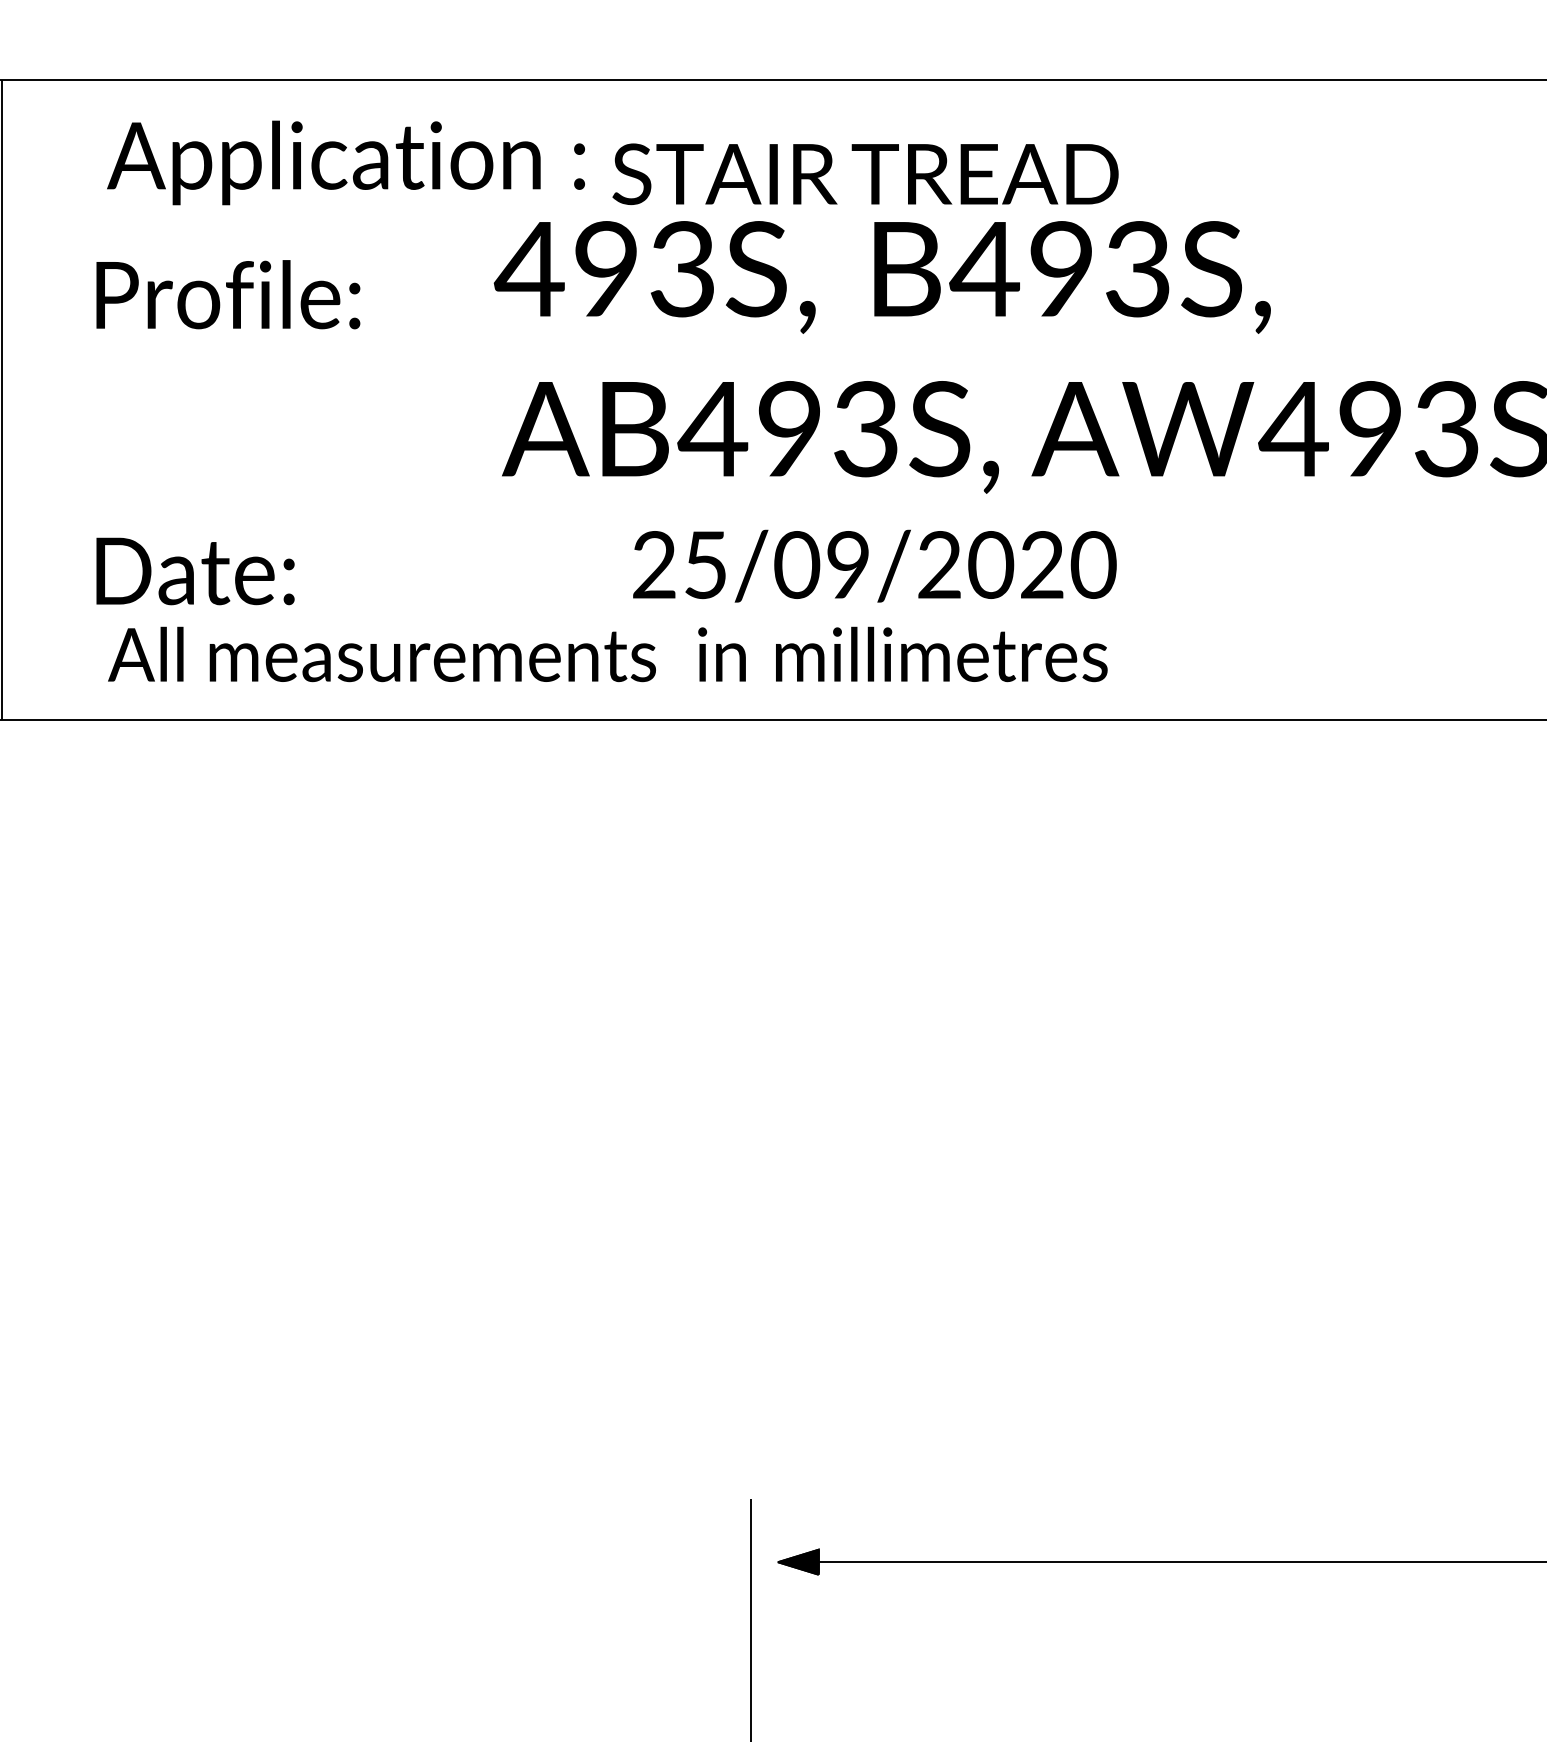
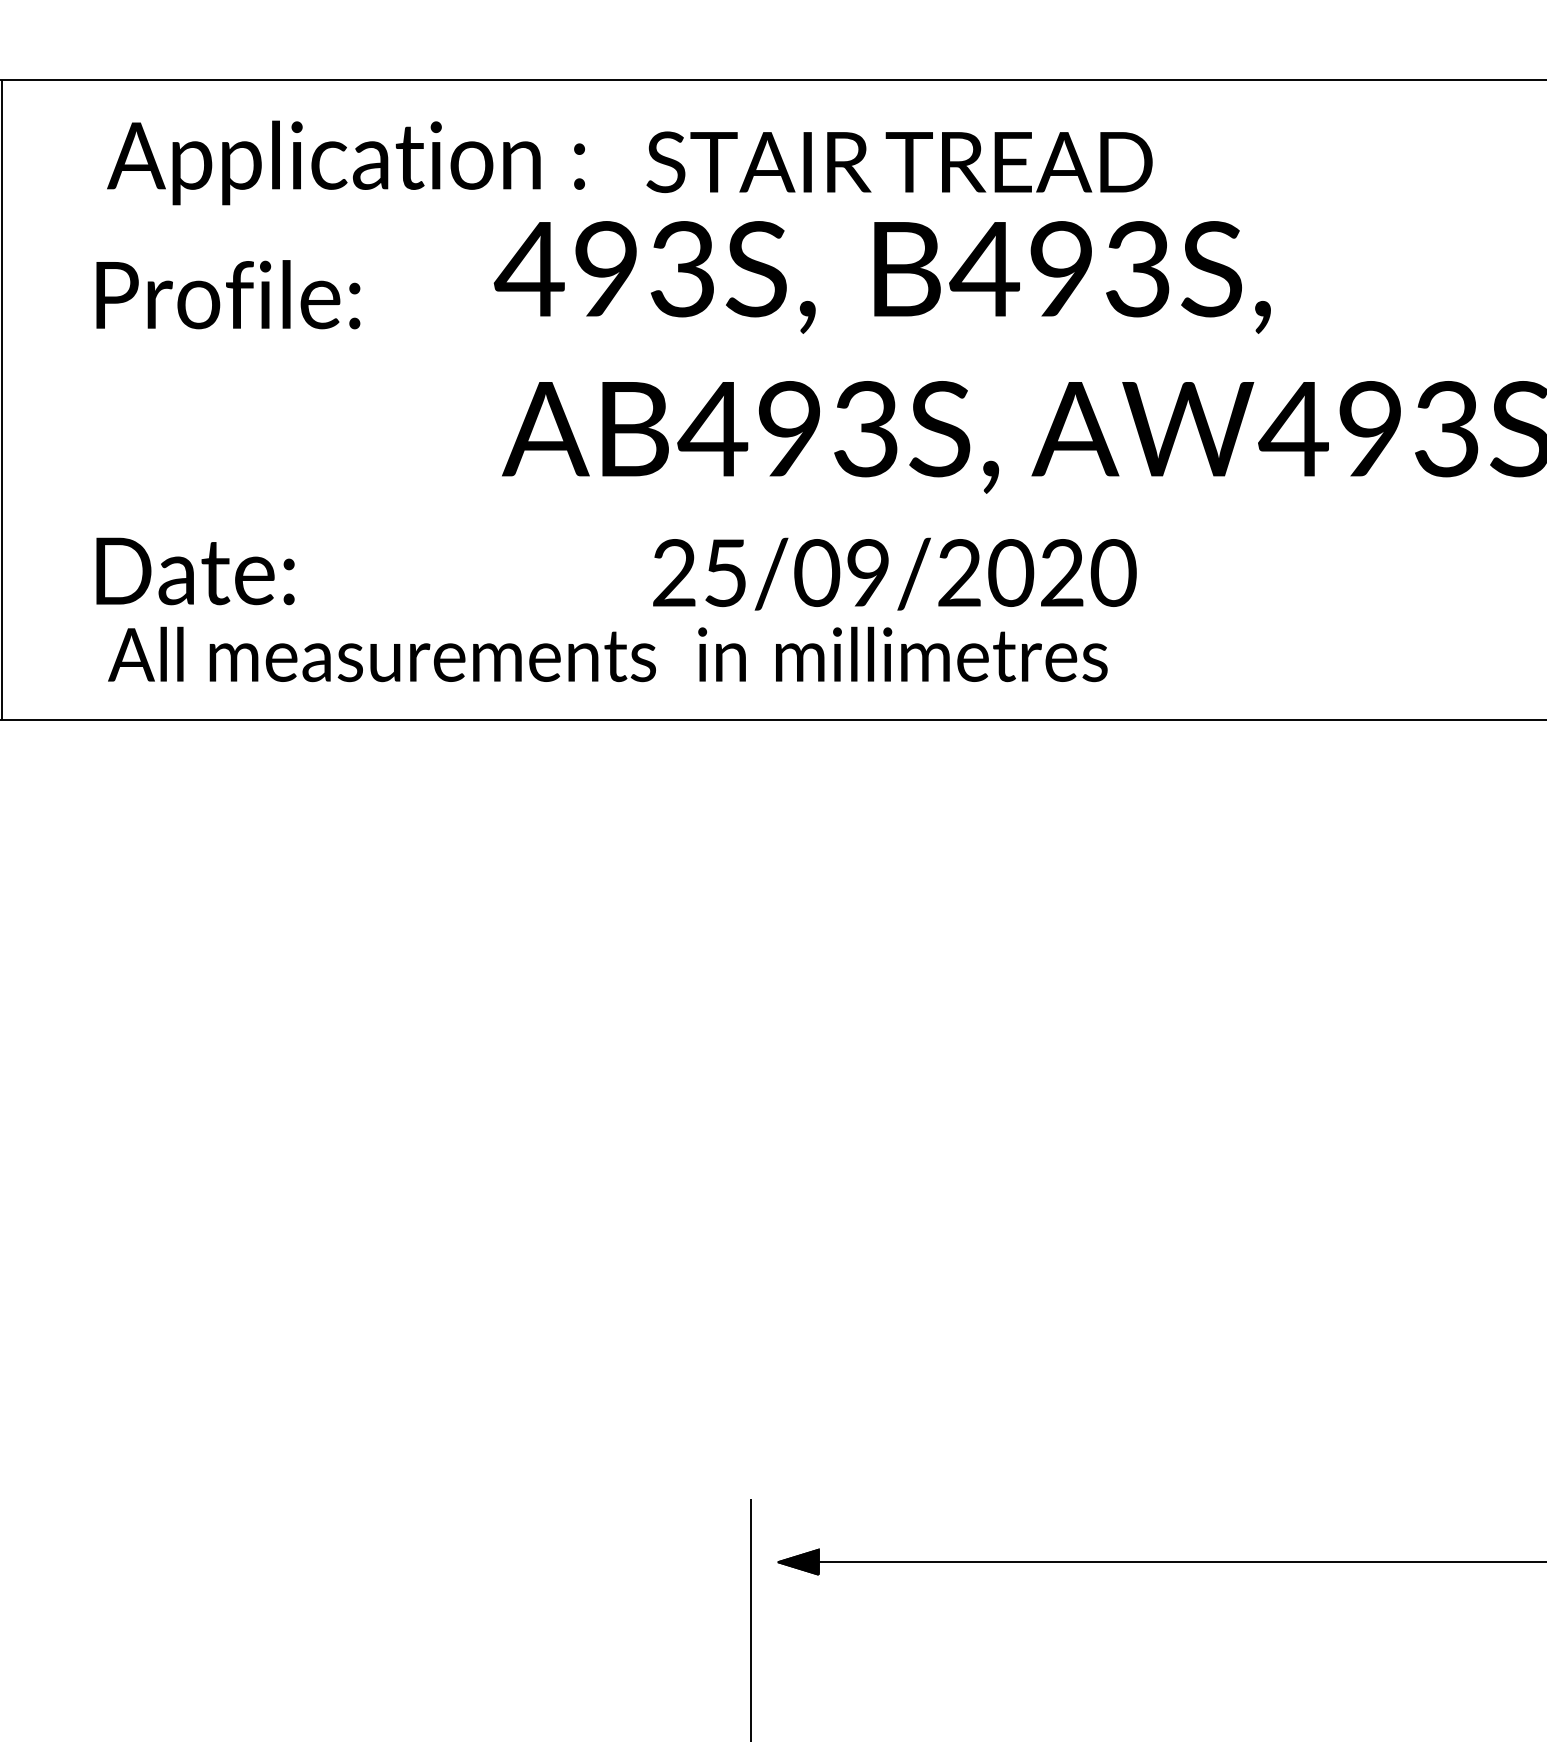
text position: (865, 174) -> (899, 162) (899, 162)
text position: (874, 565) -> (894, 573) (894, 573)
